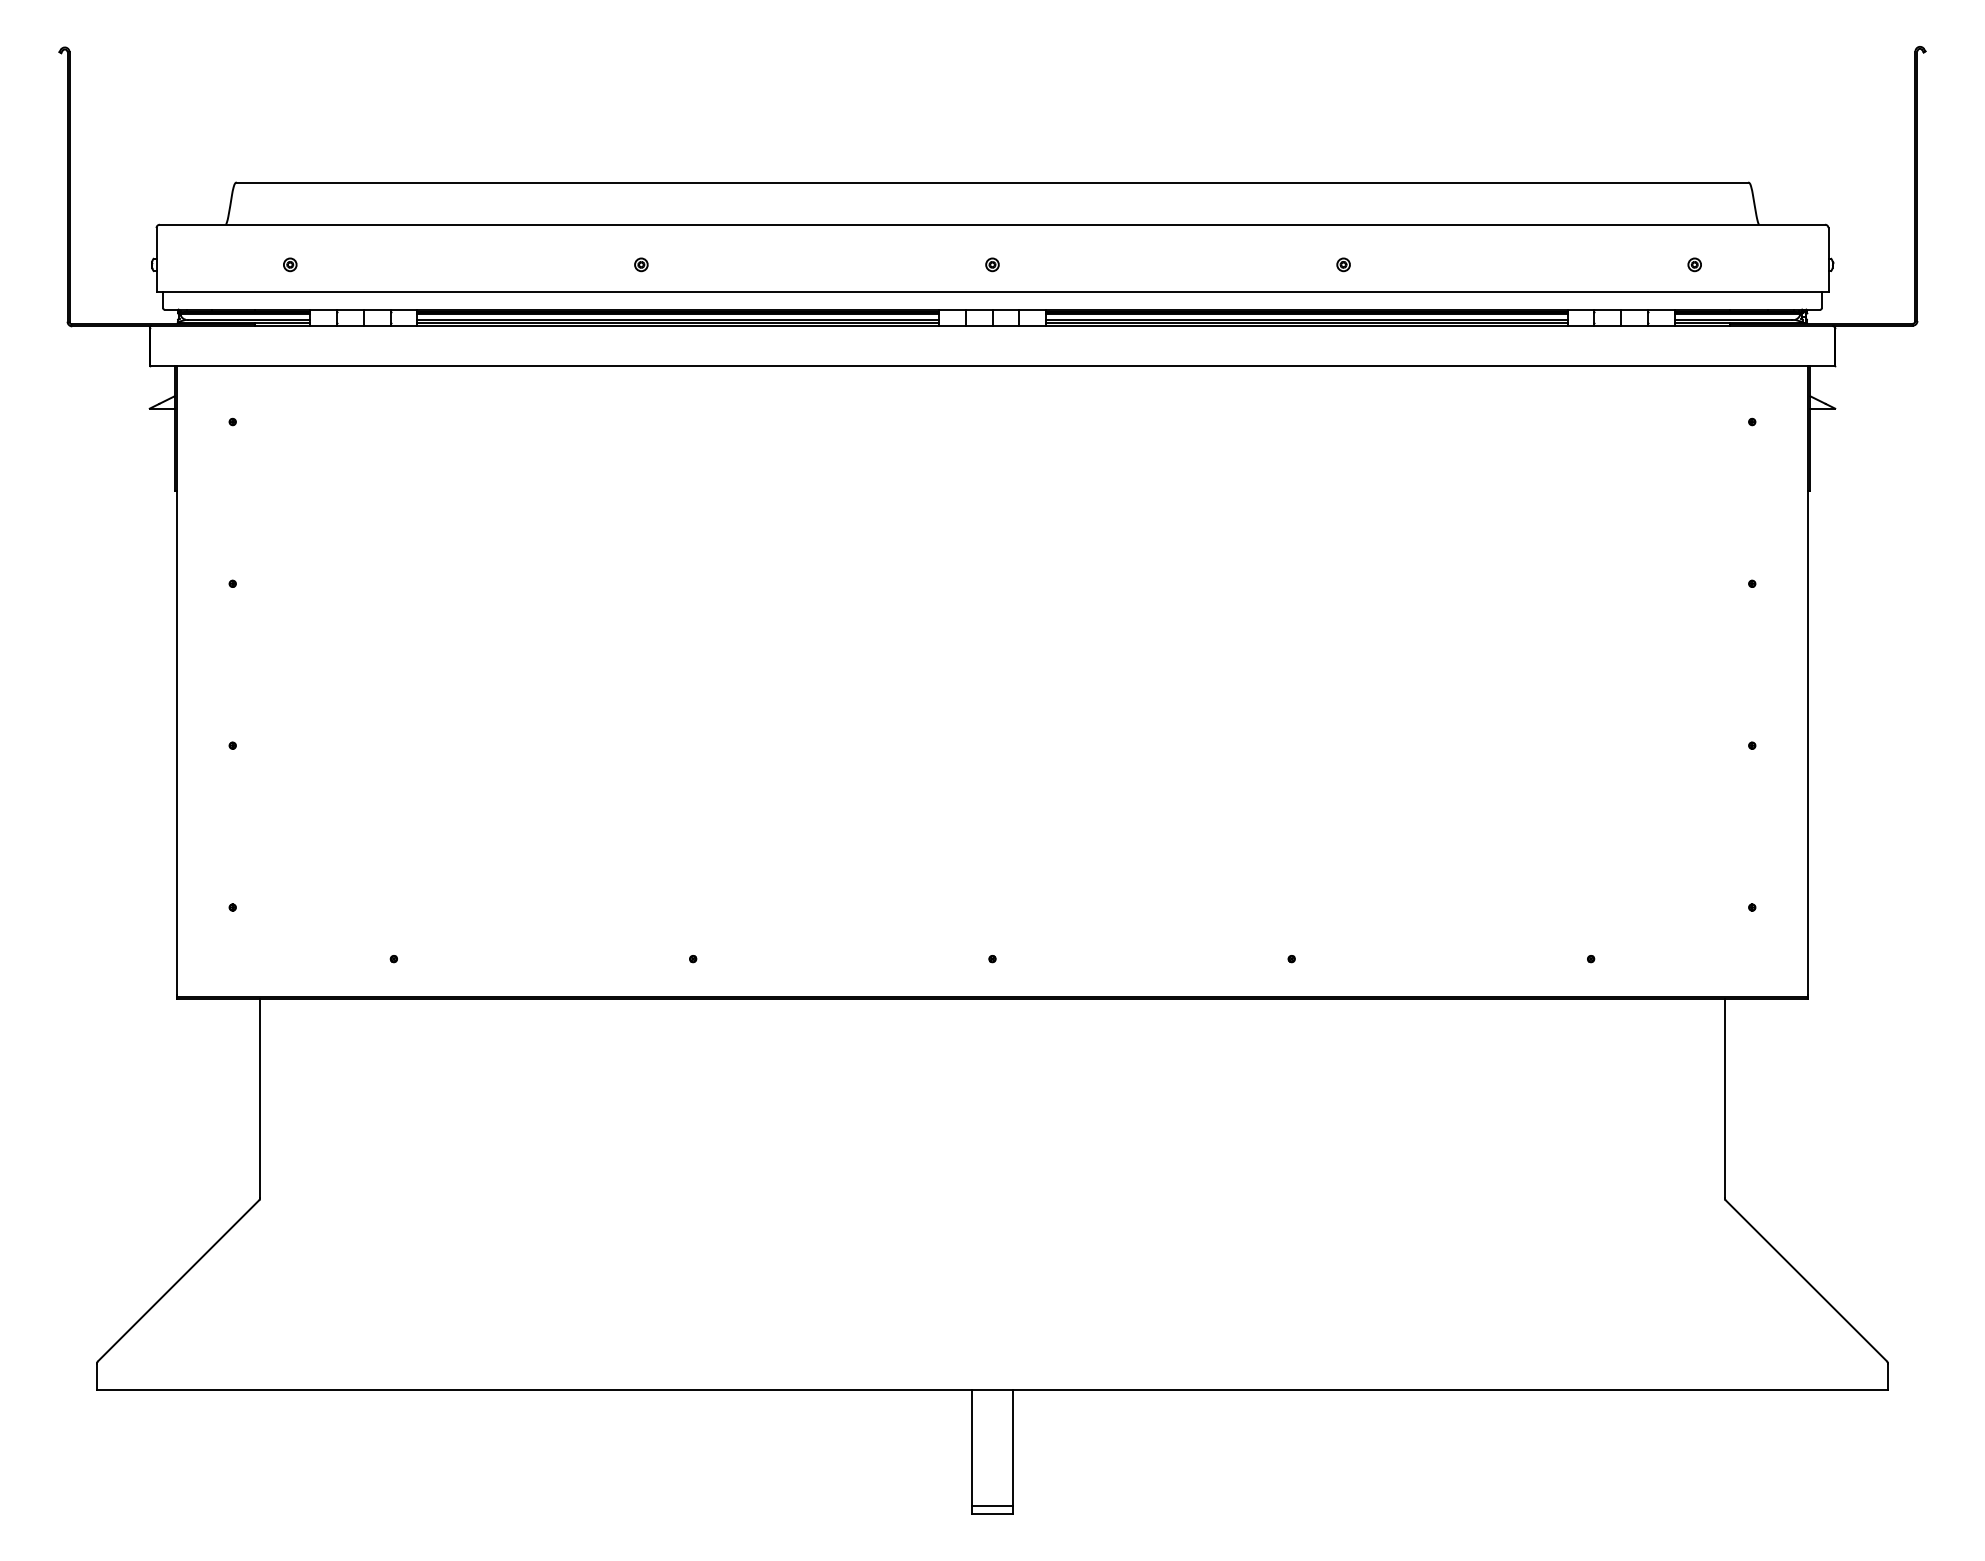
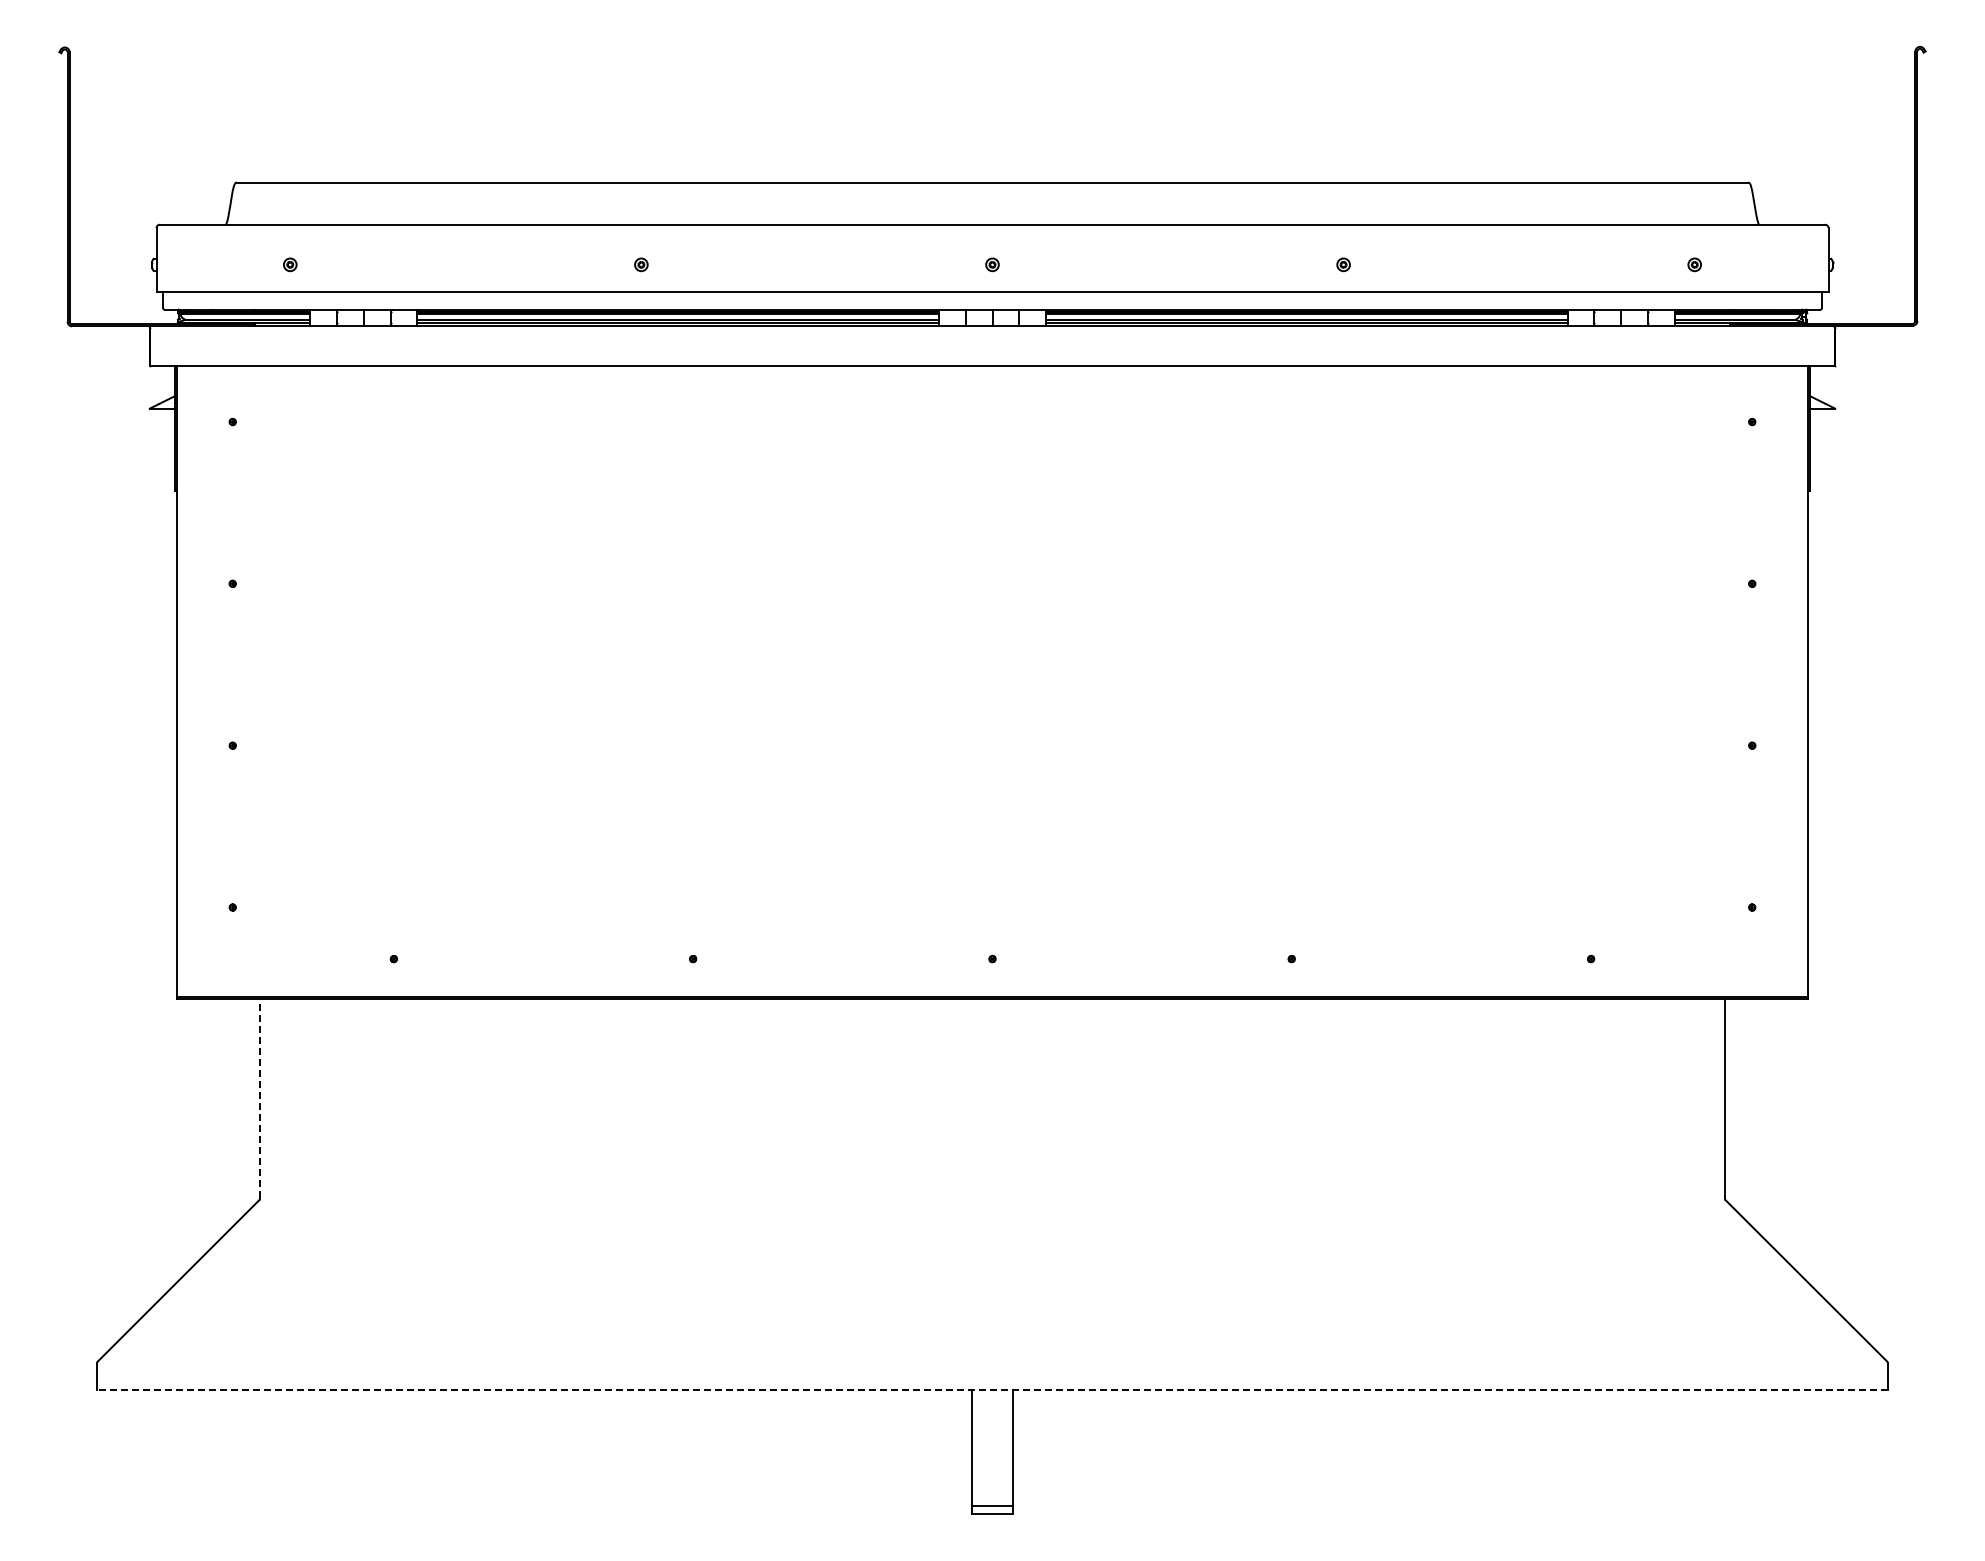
line: solid -> dashed (260, 1098)
line: solid -> dashed (991, 1389)
